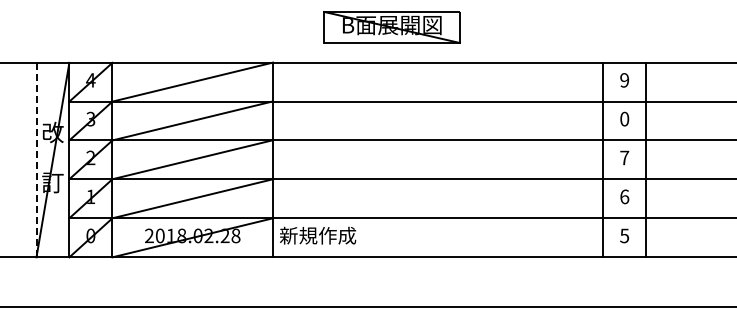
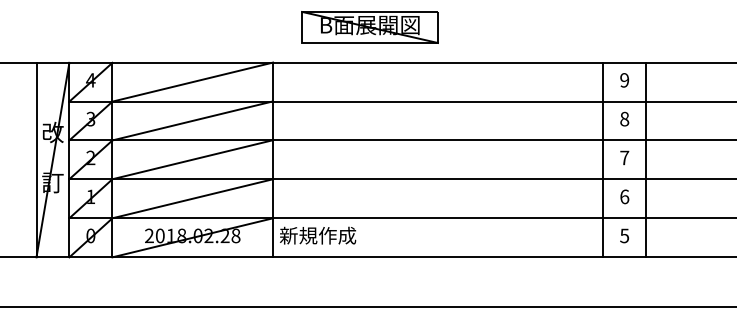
part position: (391, 27) -> (369, 27) (369, 27)
text: 0 -> 8 (624, 119)
line: dashed -> solid (36, 160)
